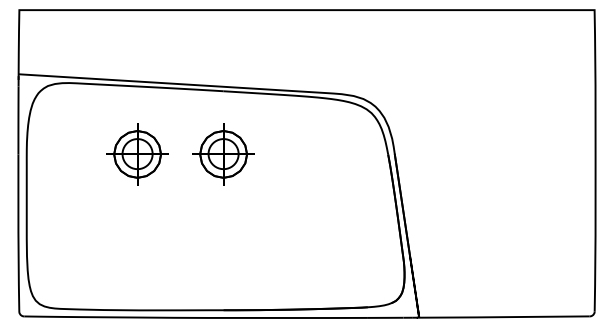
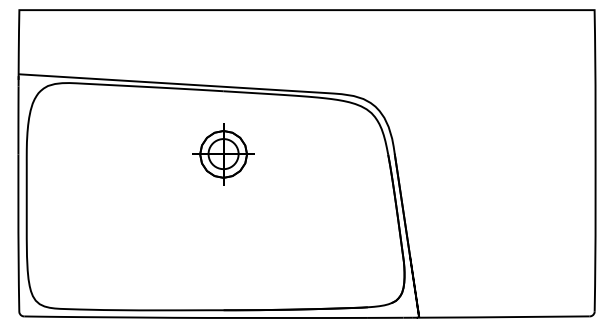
part: present -> none (137, 154)
